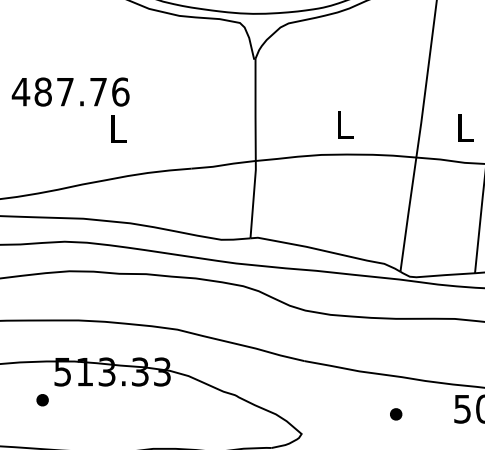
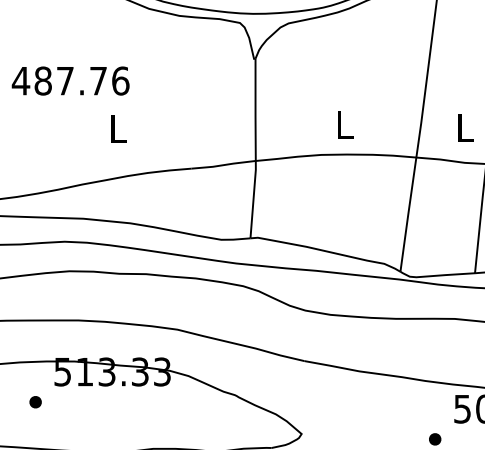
text position: (70, 91) -> (70, 80) (70, 80)
part position: (42, 400) -> (35, 402) (35, 402)
part position: (396, 414) -> (435, 439) (435, 439)
